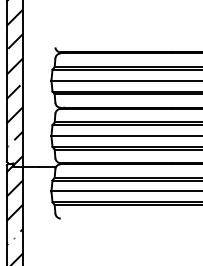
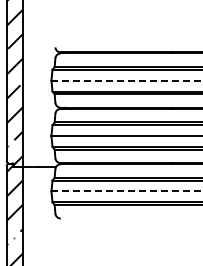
line: solid -> dashed (127, 80)
line: solid -> dashed (127, 191)
